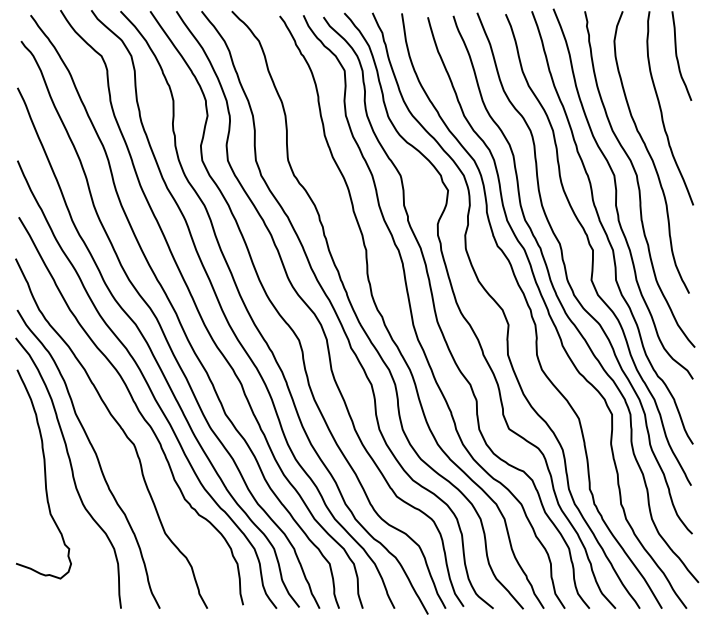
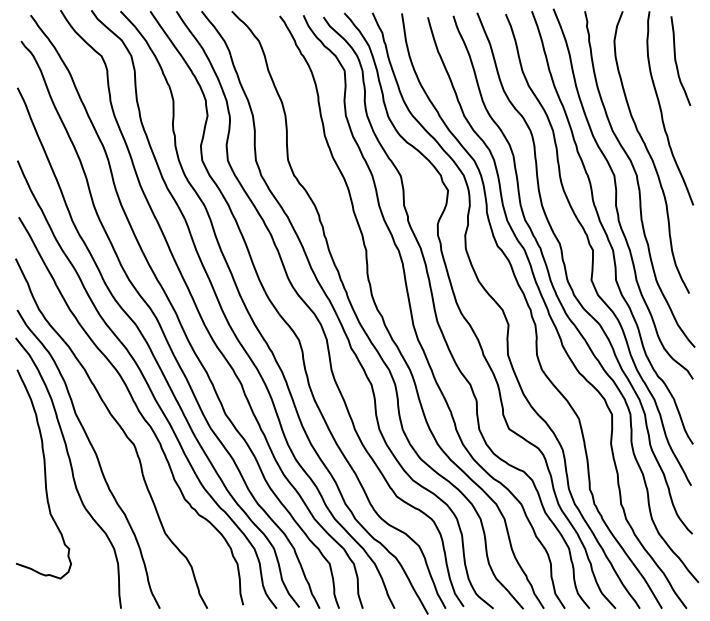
curve position: (677, 55) -> (676, 60) (676, 60)
